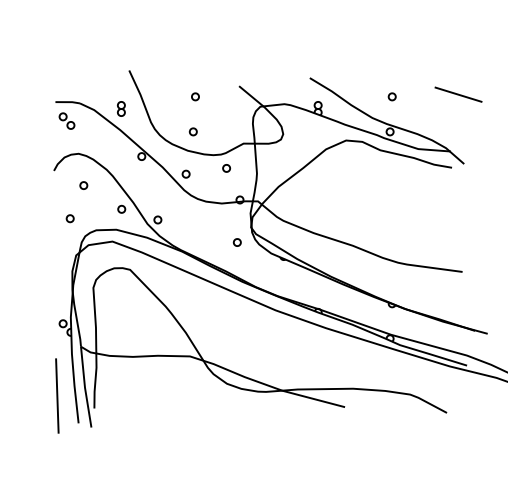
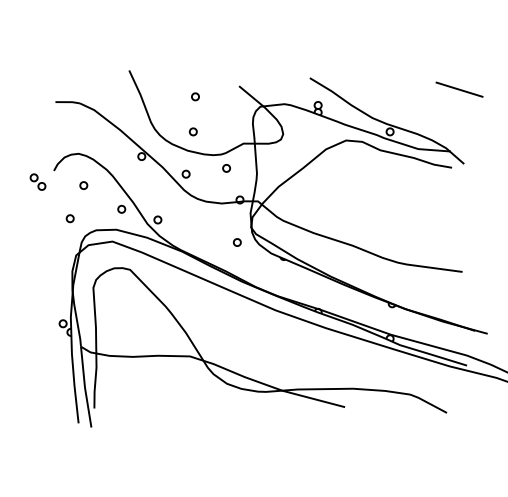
line position: (458, 94) -> (459, 89) (459, 89)
part: present -> none (391, 96)
part: present -> none (121, 108)
part position: (66, 120) -> (37, 181) (37, 181)
line: present -> none (57, 395)
